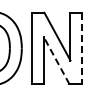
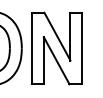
line: dashed -> solid (82, 48)
line: dashed -> solid (56, 60)
